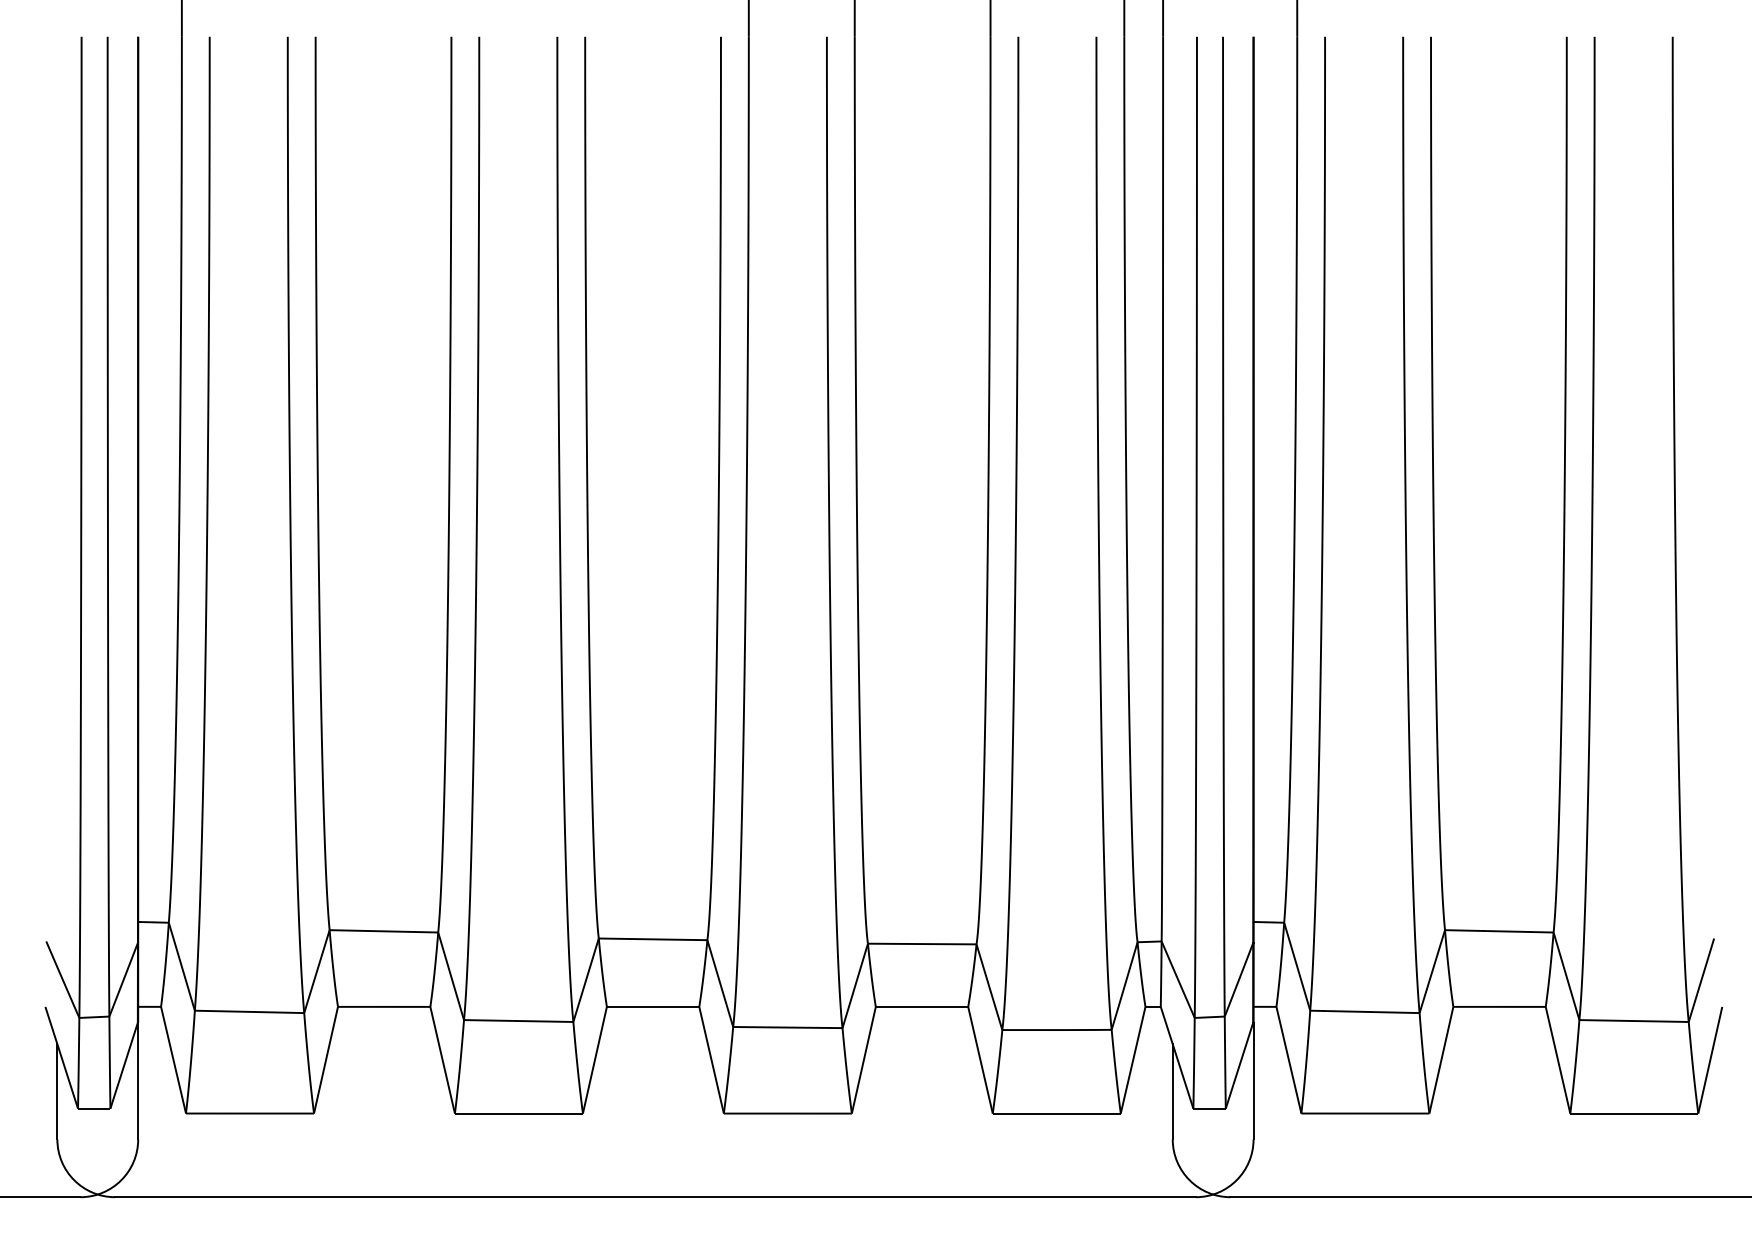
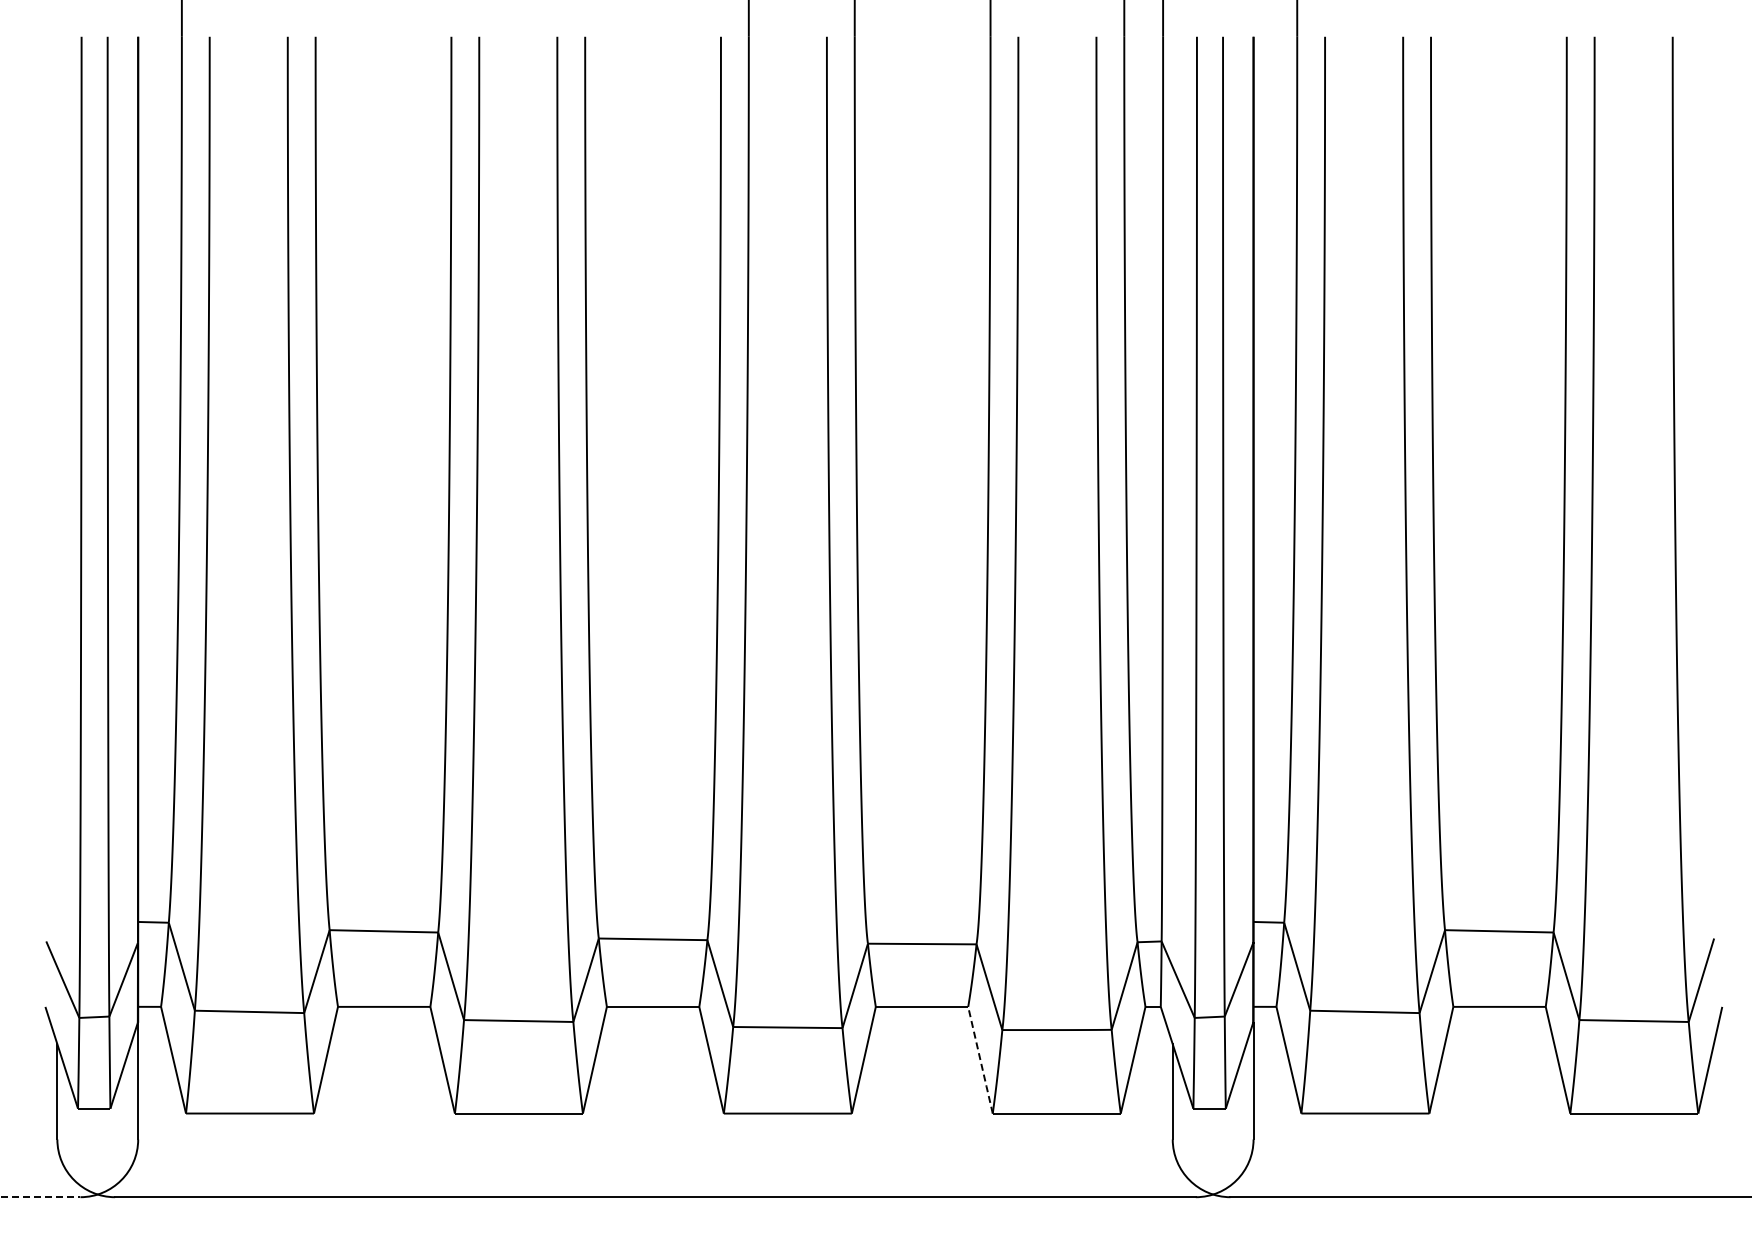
line: solid -> dashed (980, 1060)
line: solid -> dashed (40, 1197)
